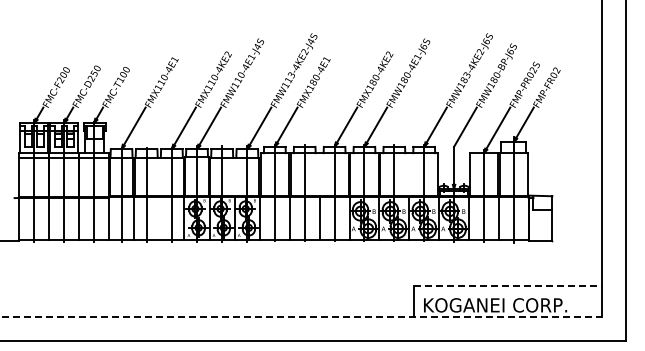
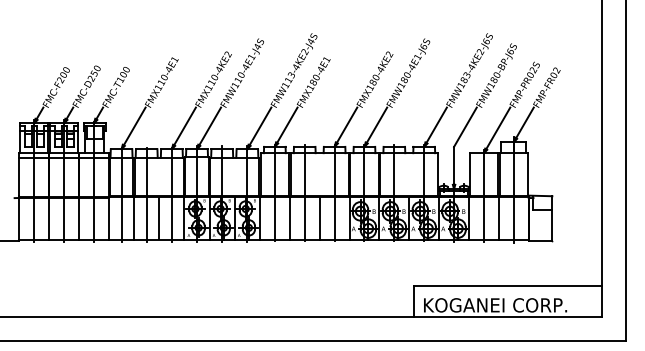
line: none -> present (159, 218)
line: dashed -> solid (508, 285)
line: dashed -> solid (301, 317)
